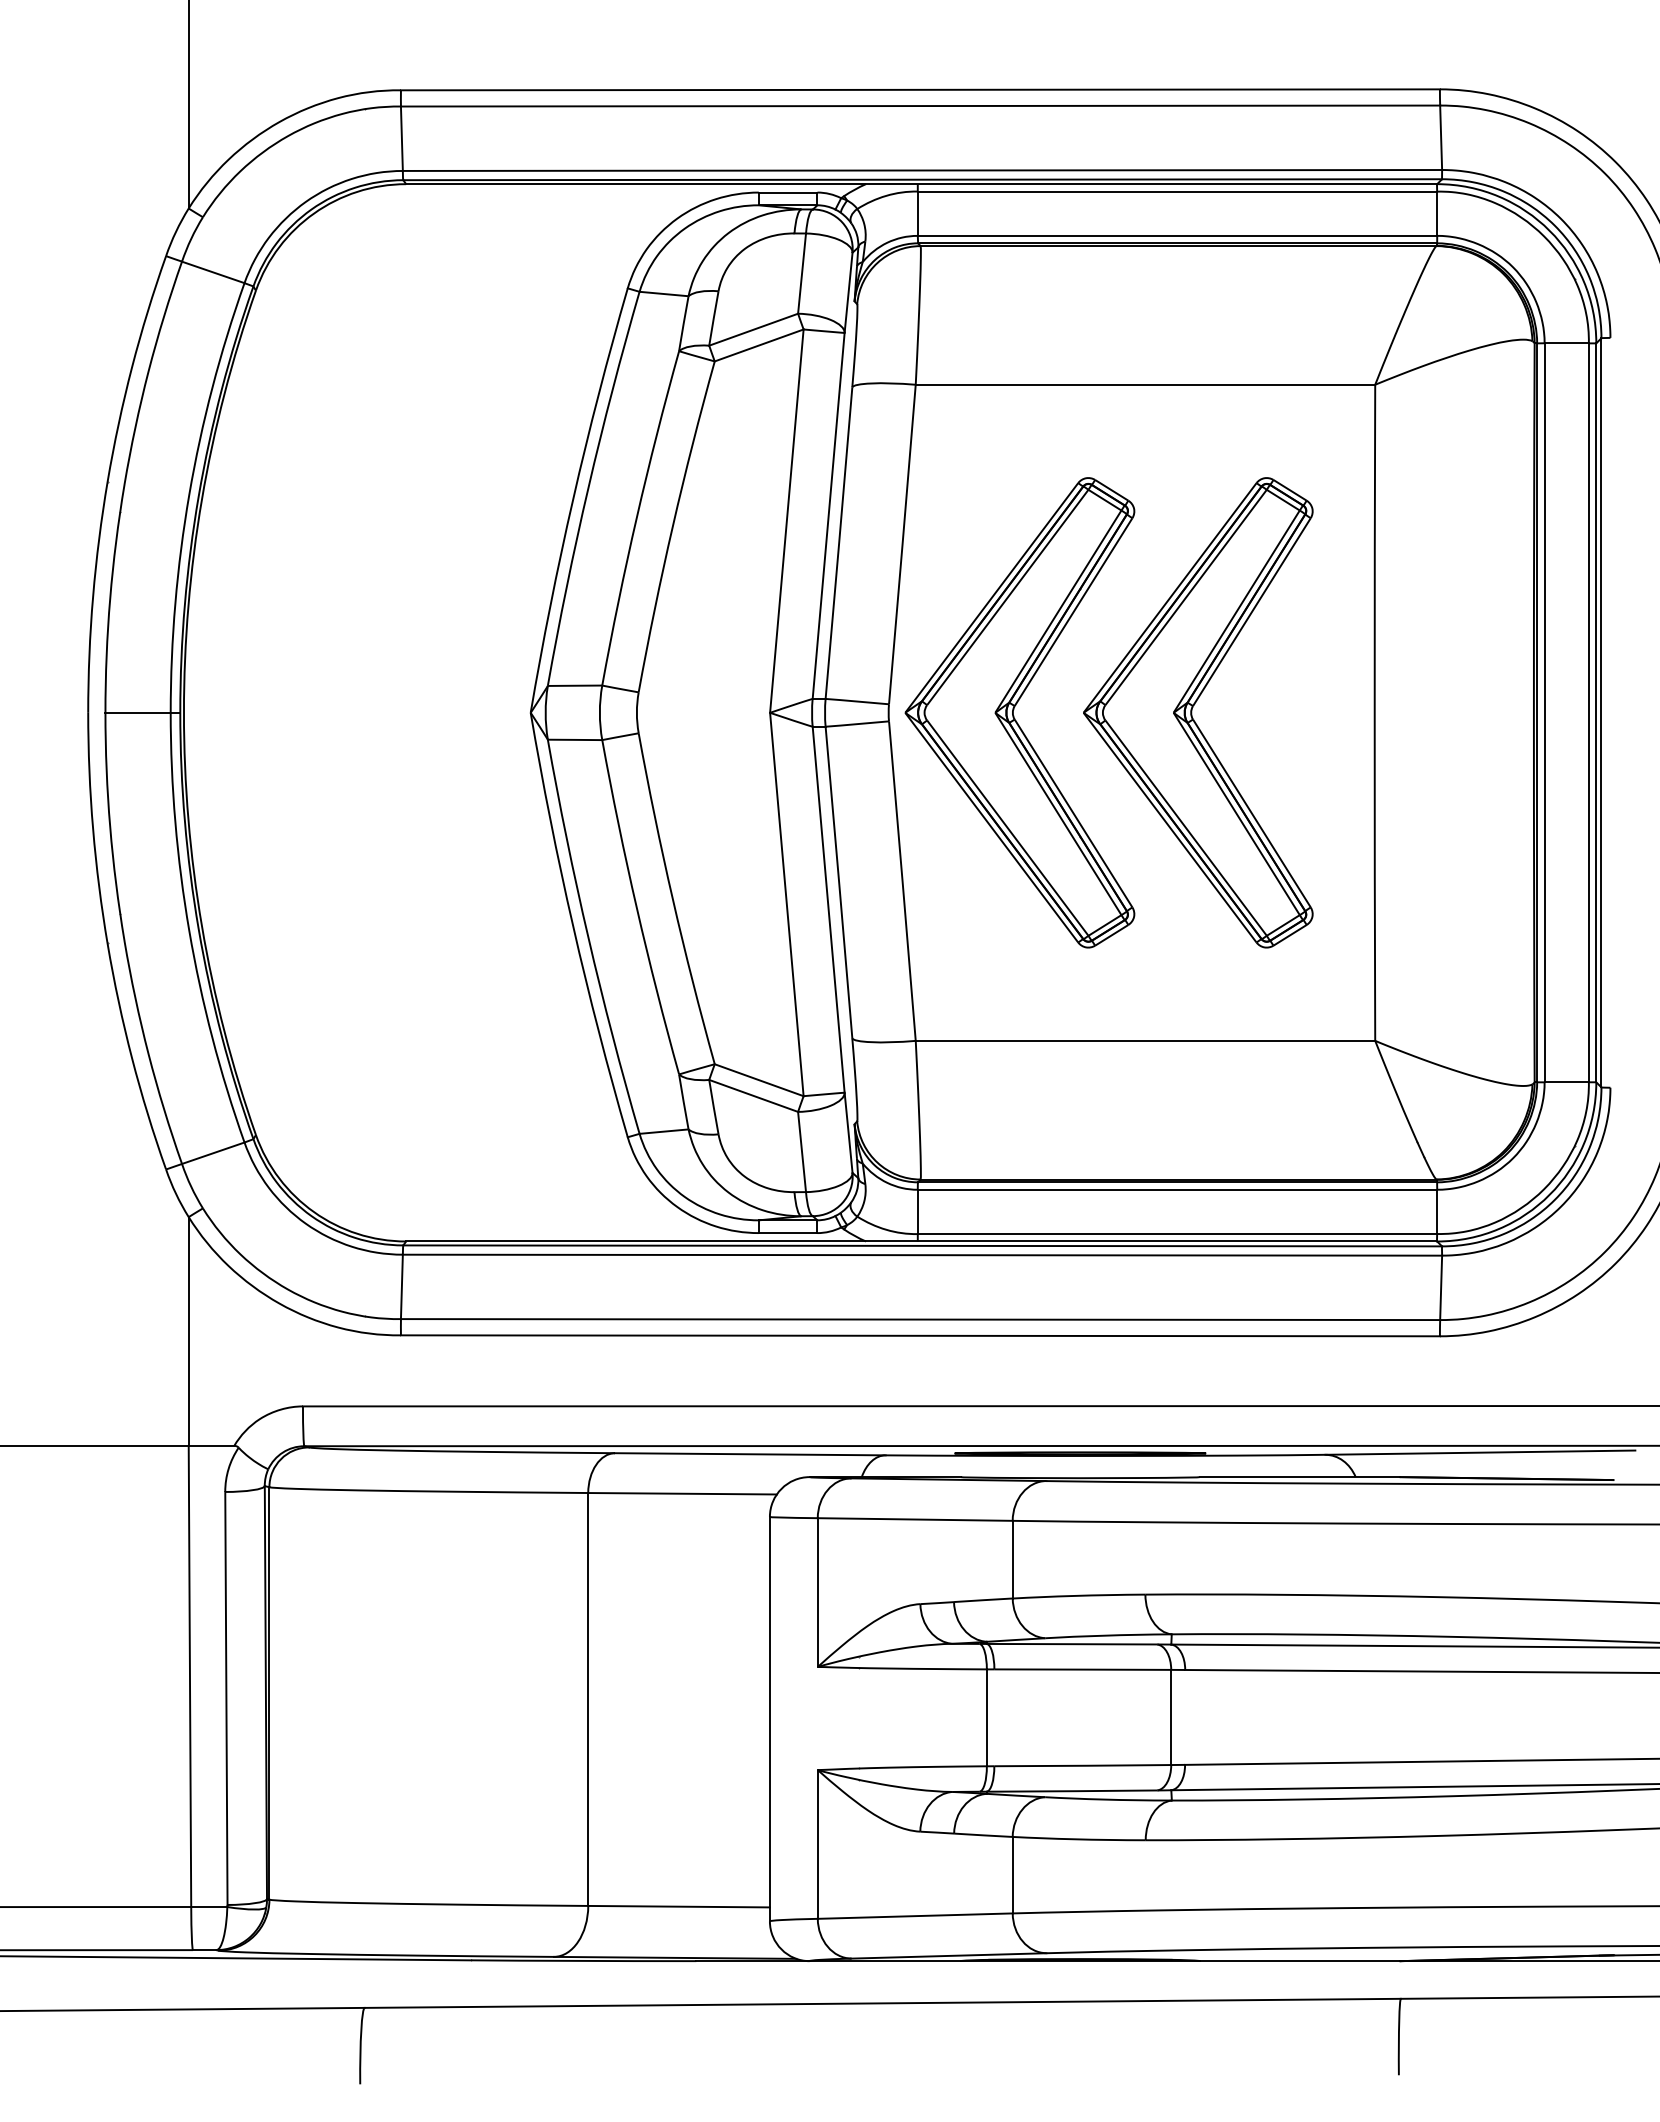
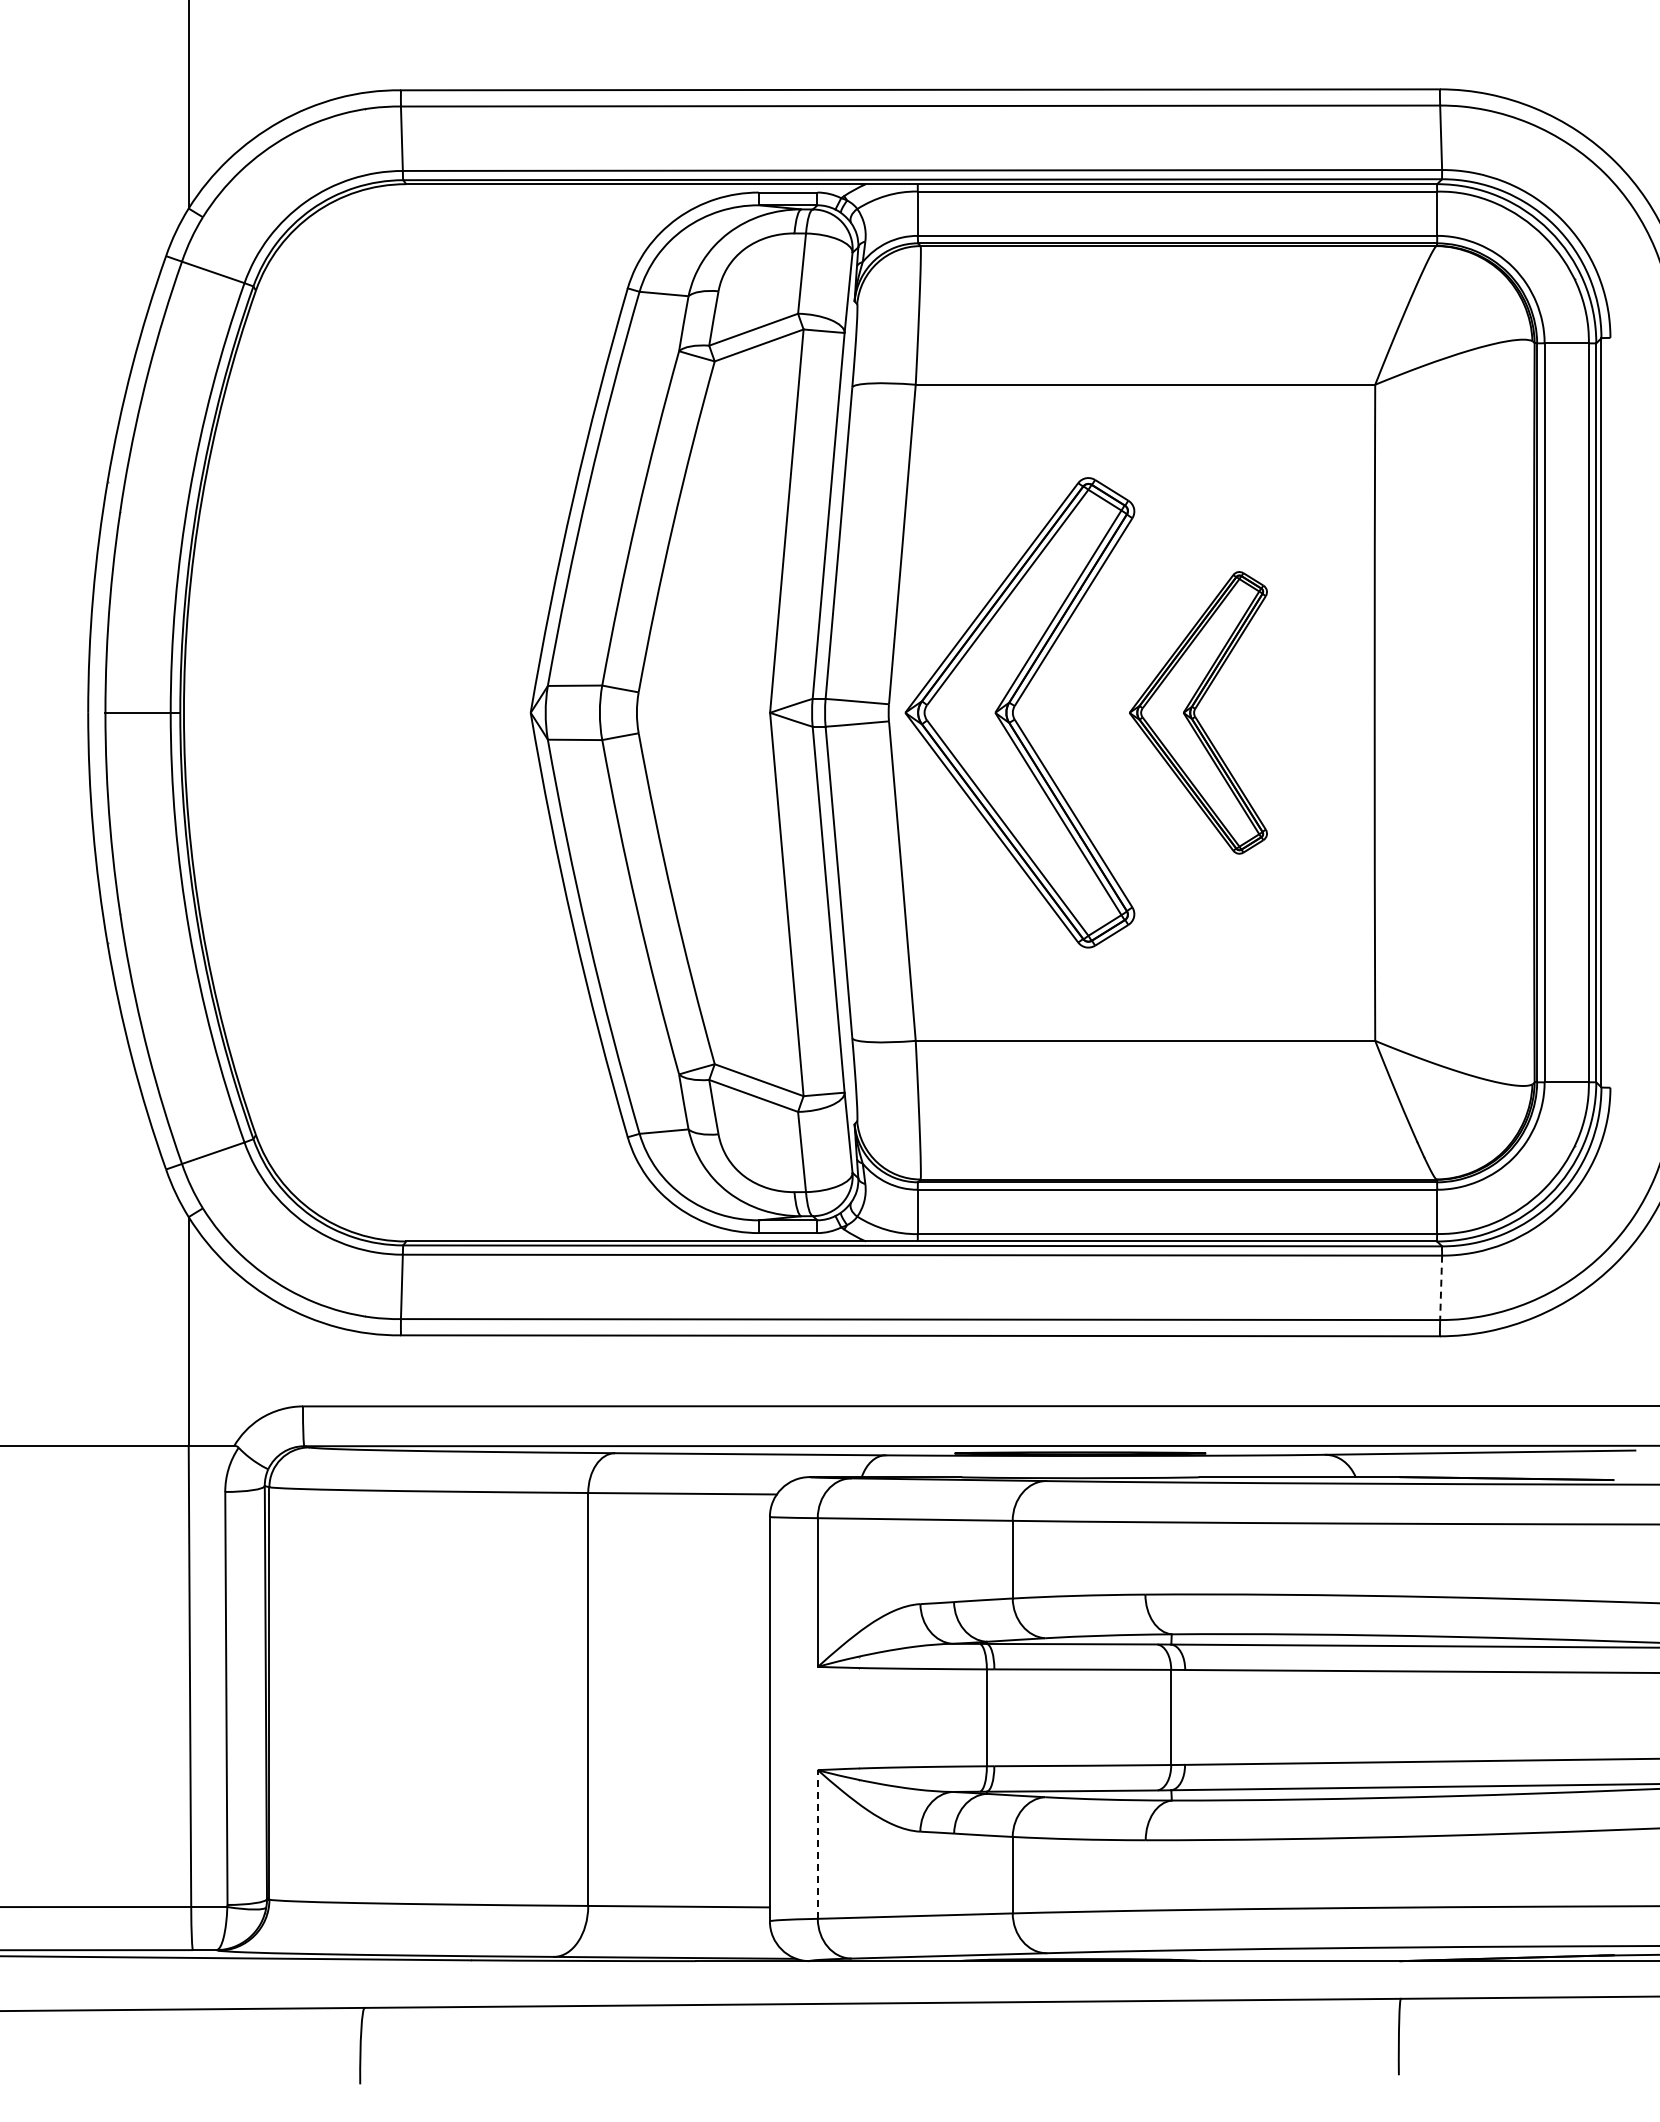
part size: 231x472 px -> 139x284 px (1198, 712)
line: solid -> dashed (1441, 1288)
line: solid -> dashed (817, 1843)
